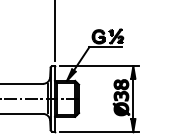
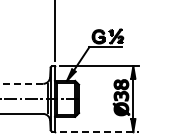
line: solid -> dashed (21, 83)
line: solid -> dashed (99, 131)
